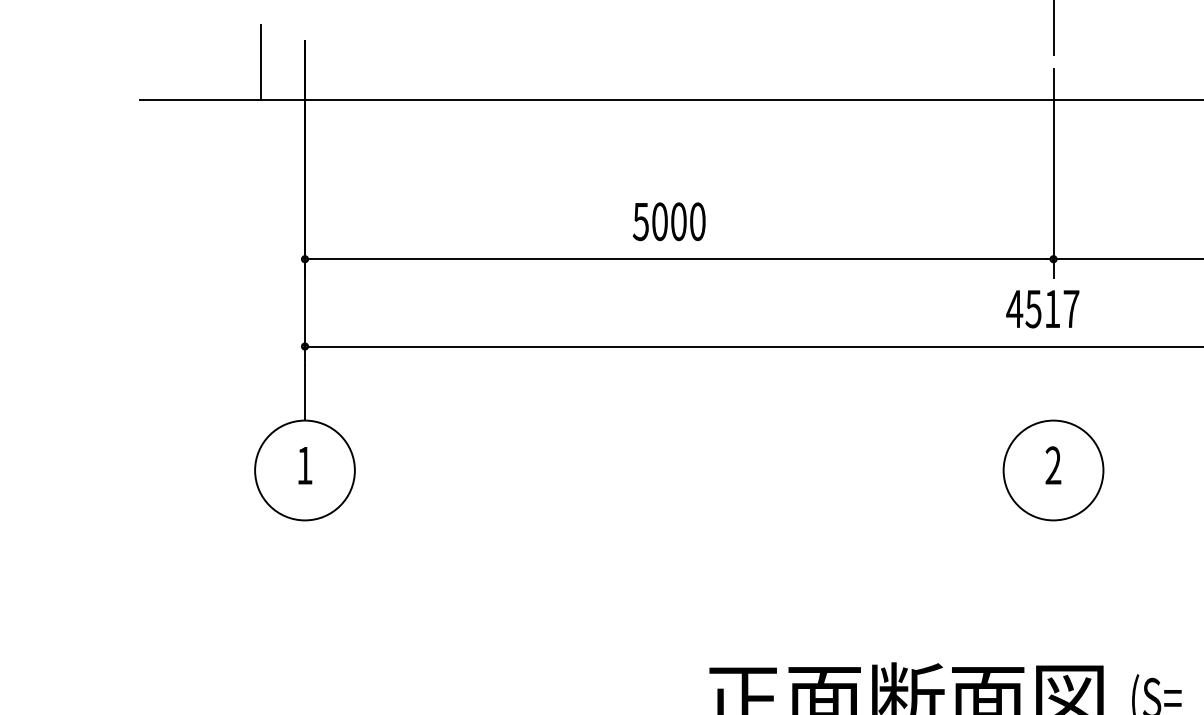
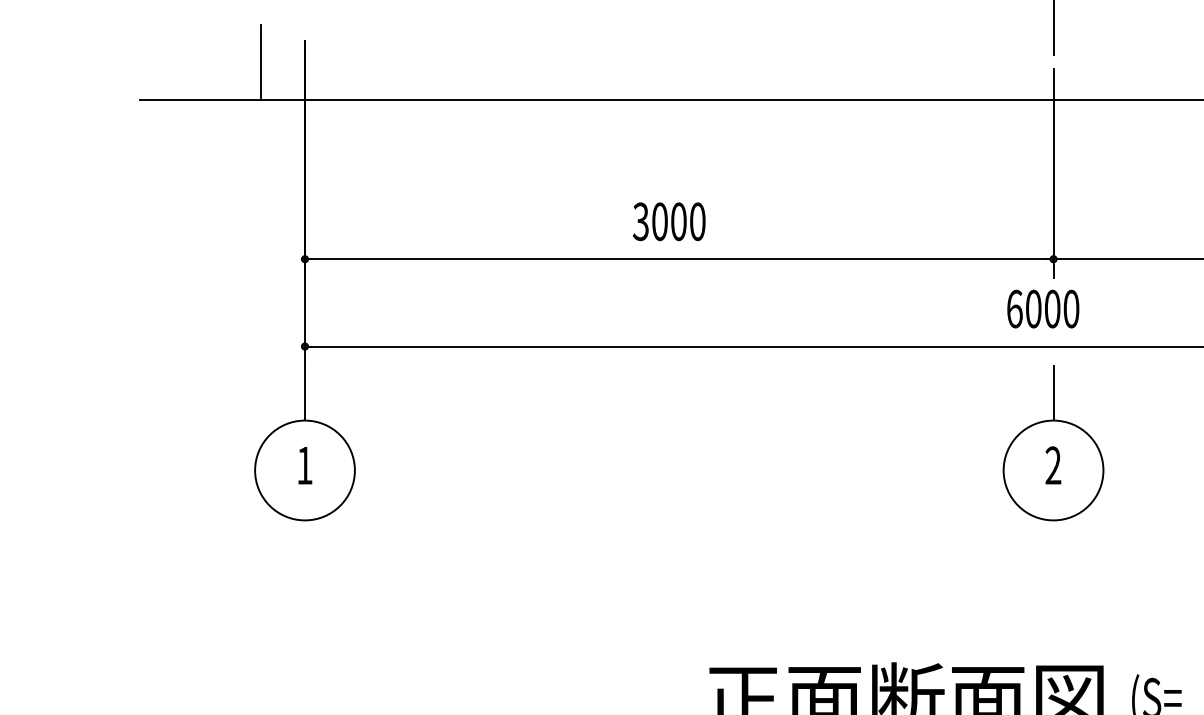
text: 5000 -> 3000 (640, 221)
text: 4517 -> 6000 (1042, 308)
line: none -> present (1053, 392)
